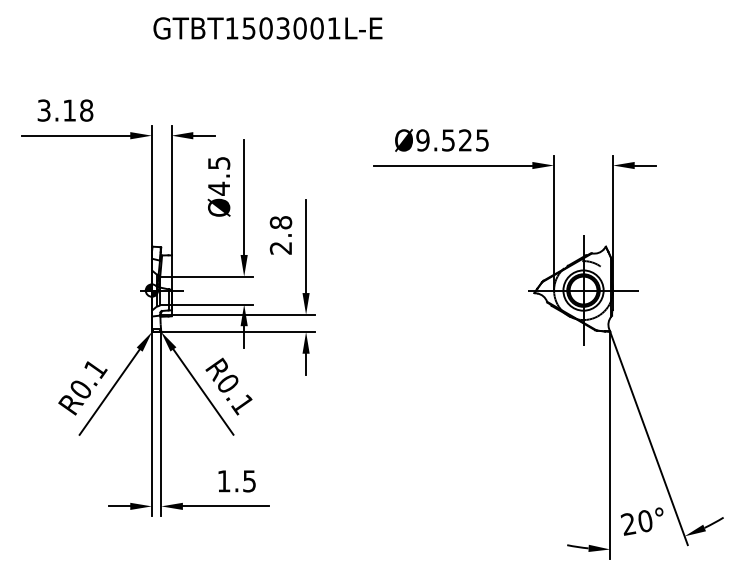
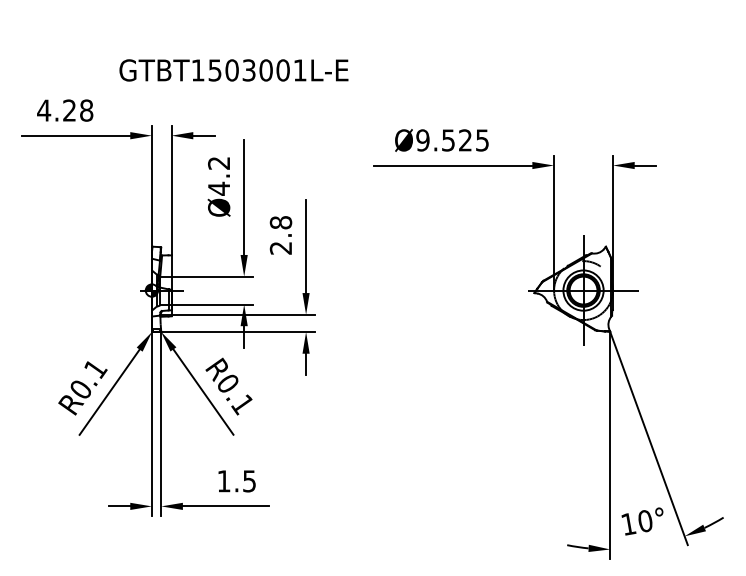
text position: (267, 28) -> (233, 70) (233, 70)
text: 3.18 -> 4.28 (56, 110)
text: Ø4.5 -> Ø4.2 (219, 163)
text: 20° -> 10° (628, 524)
